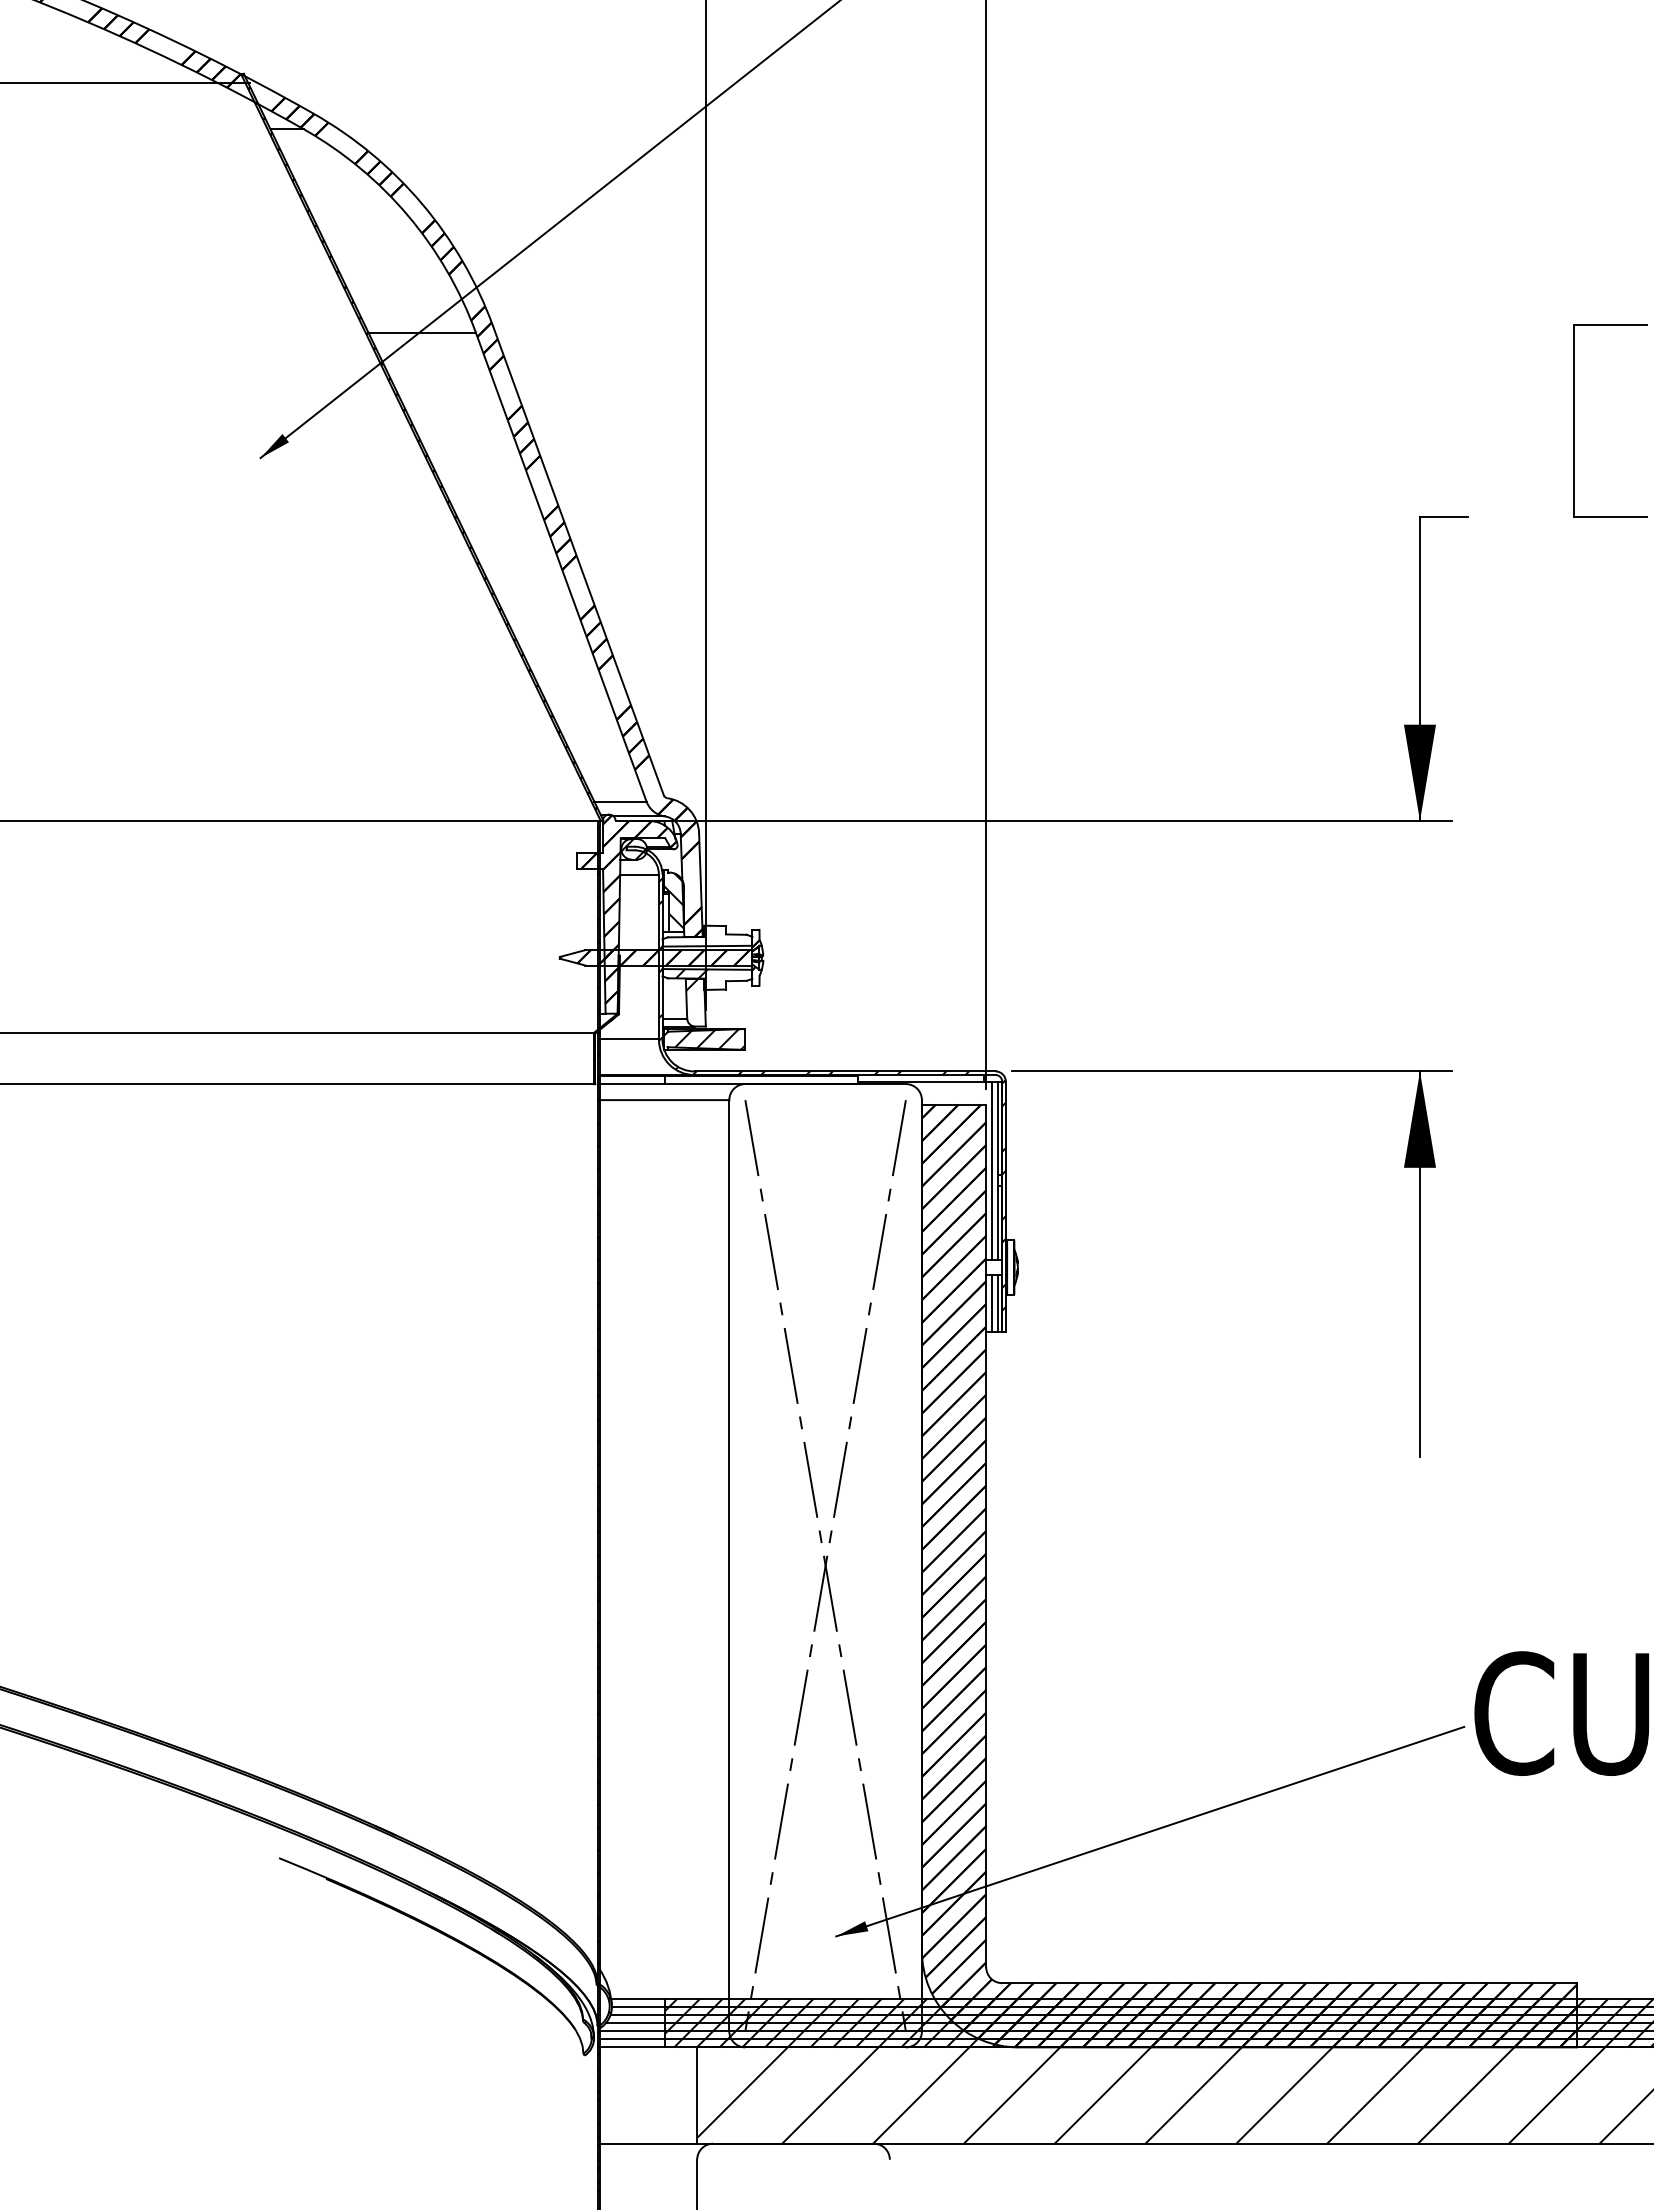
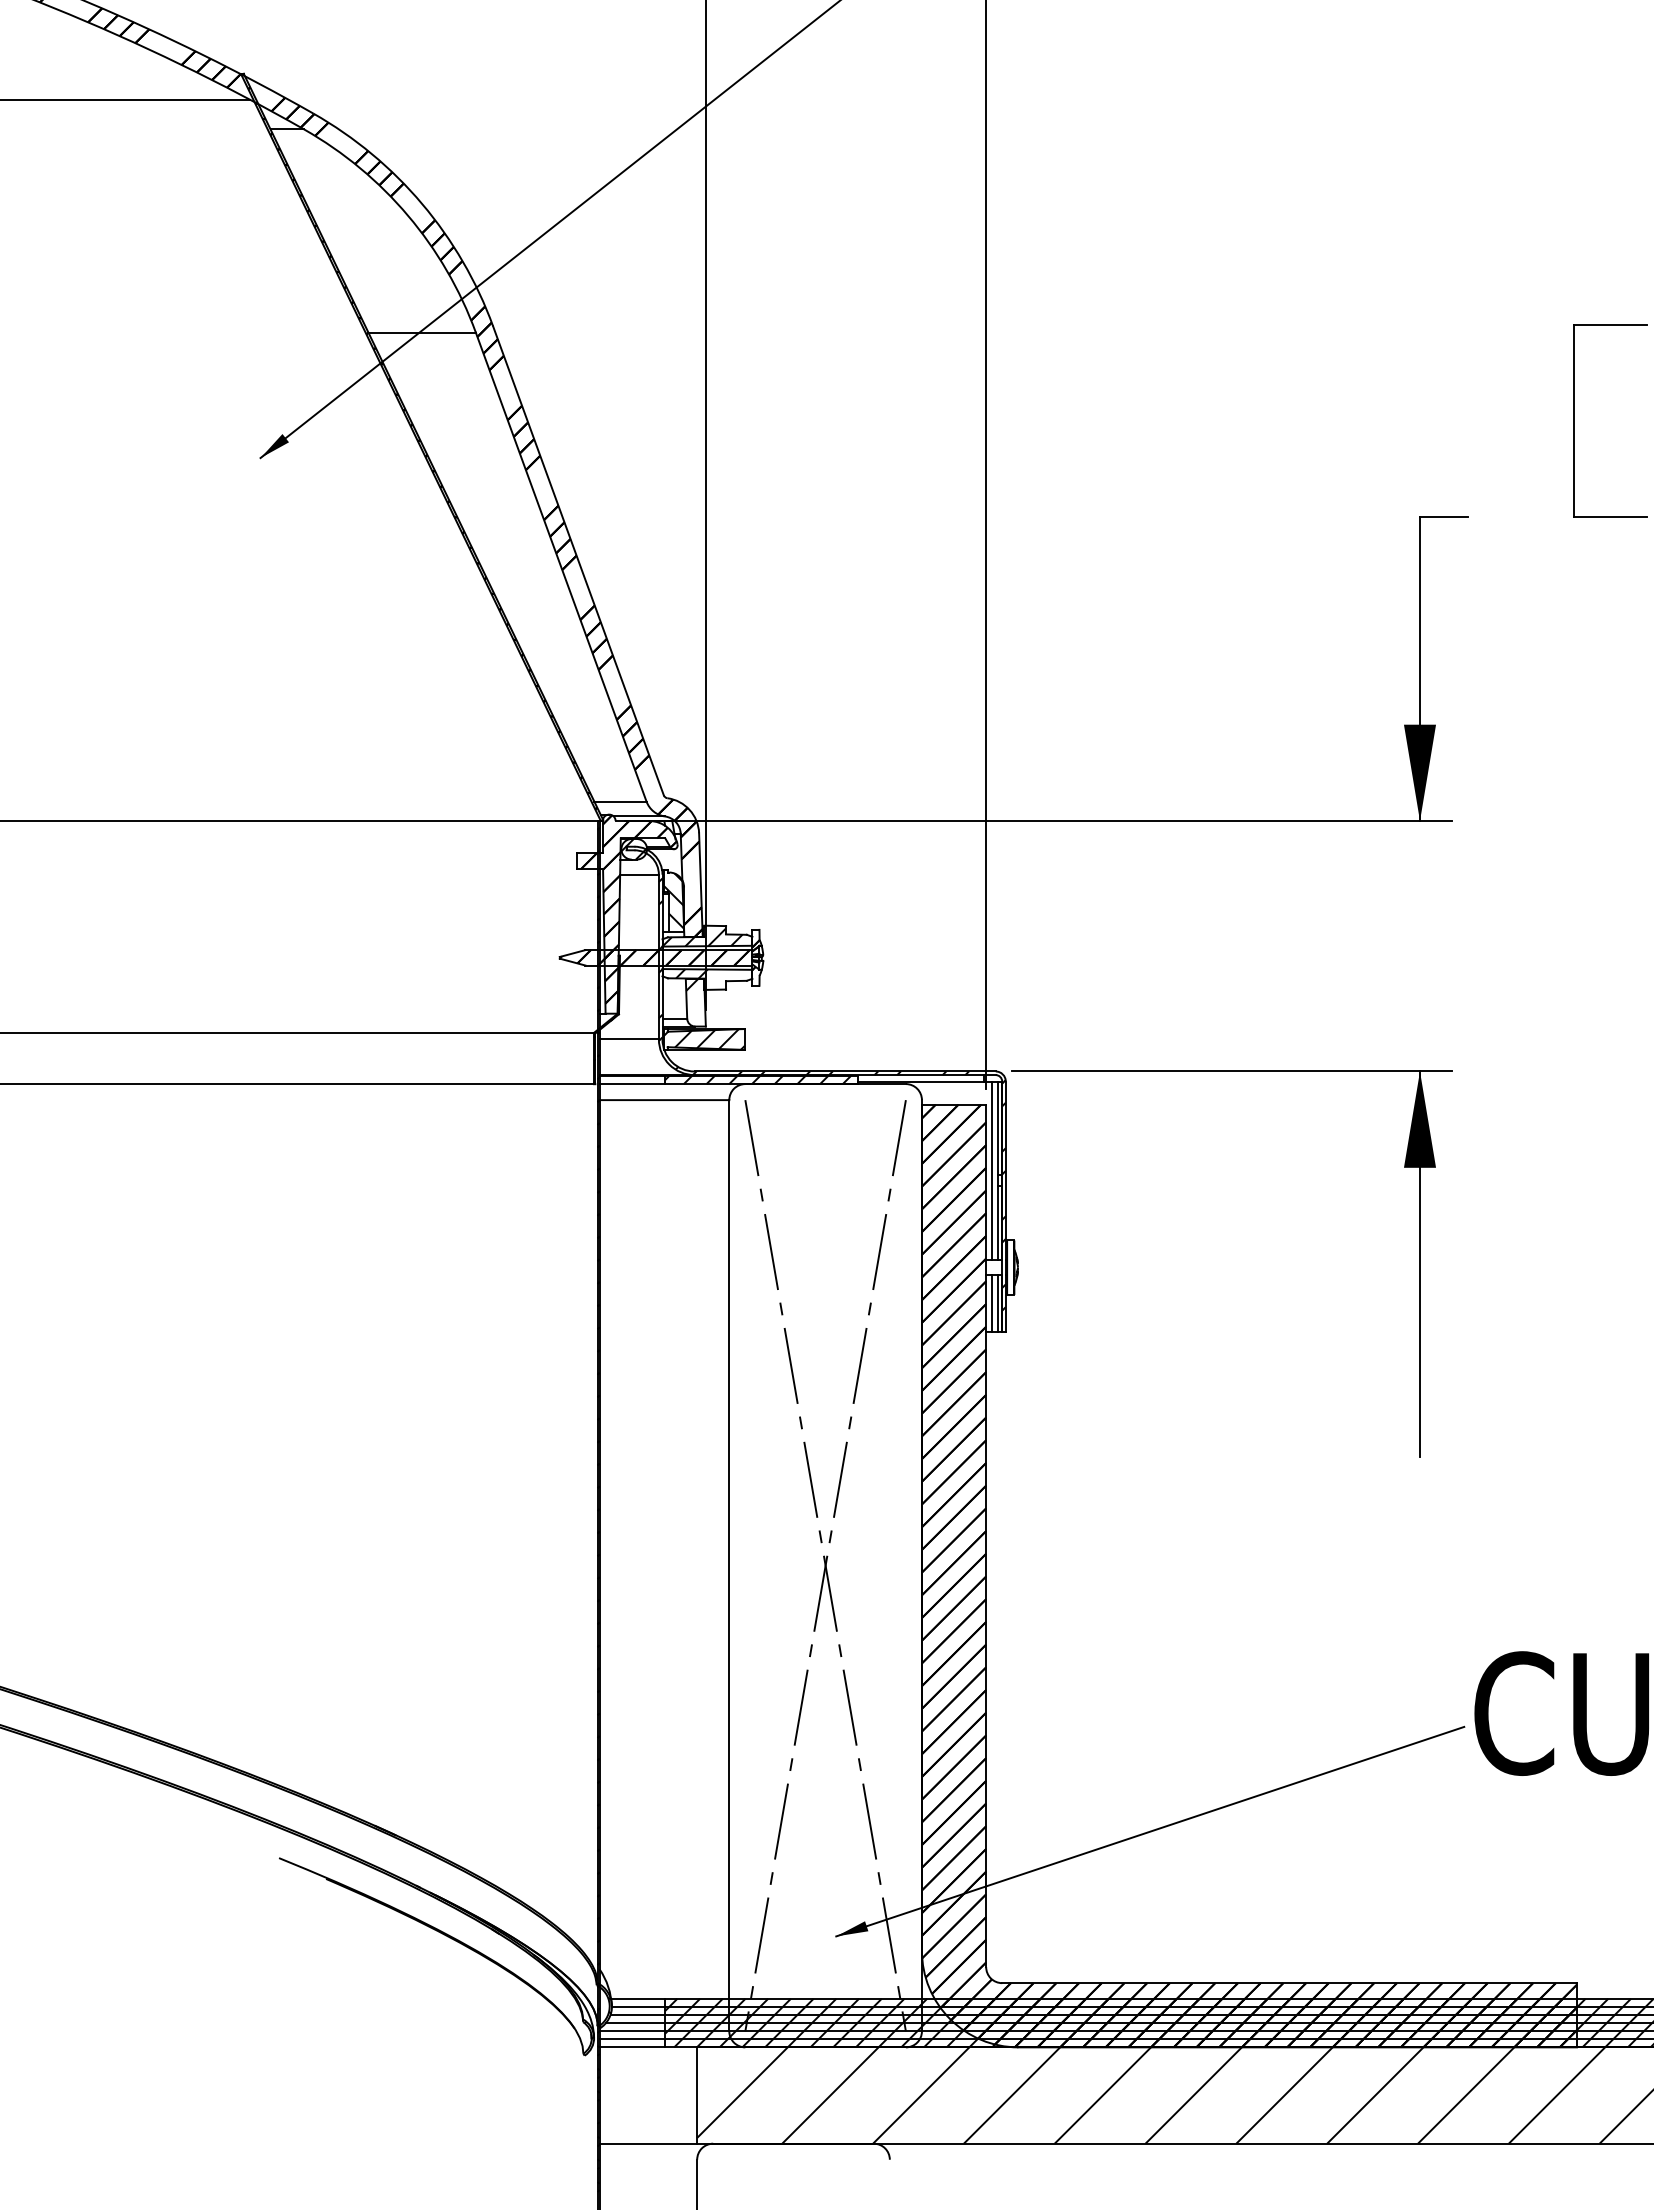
line position: (126, 82) -> (126, 99) (126, 99)
hatch: none -> present (702, 935)
hatch: none -> present (757, 1079)
